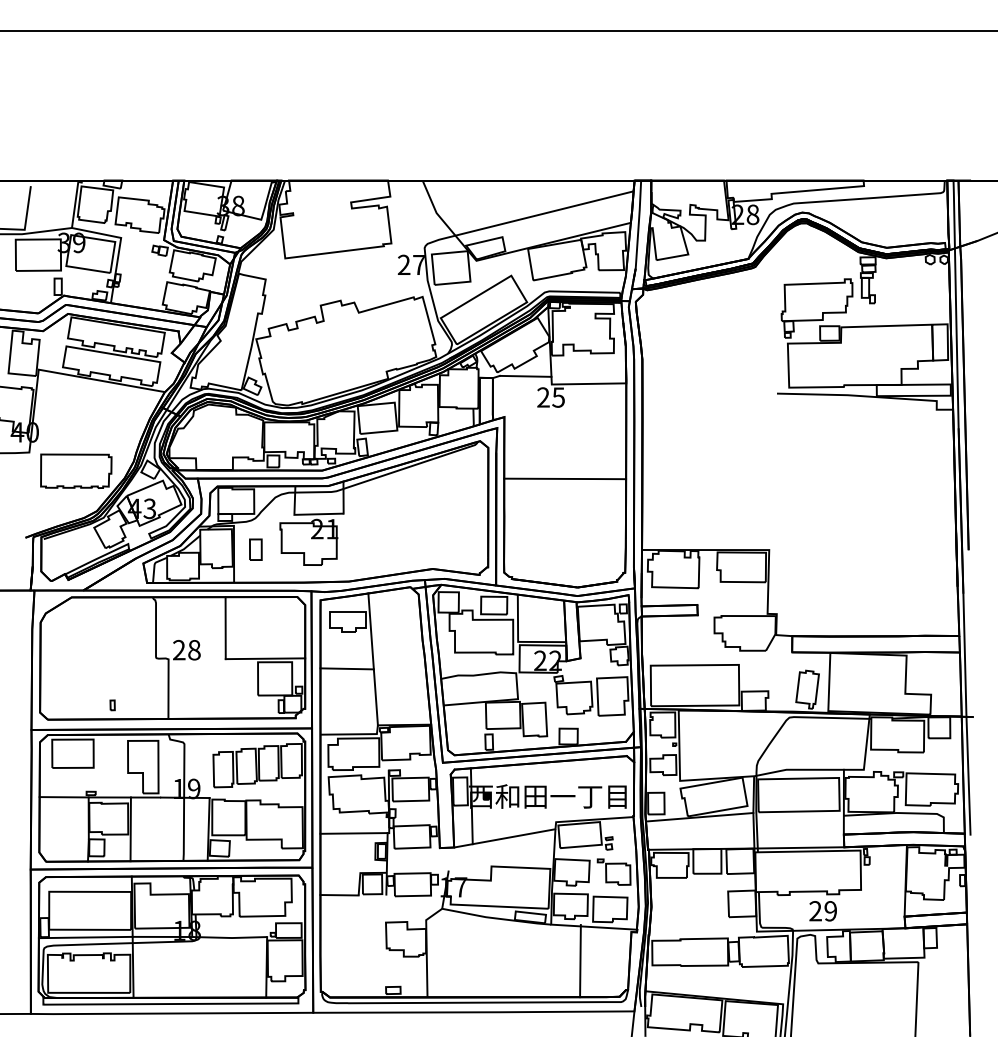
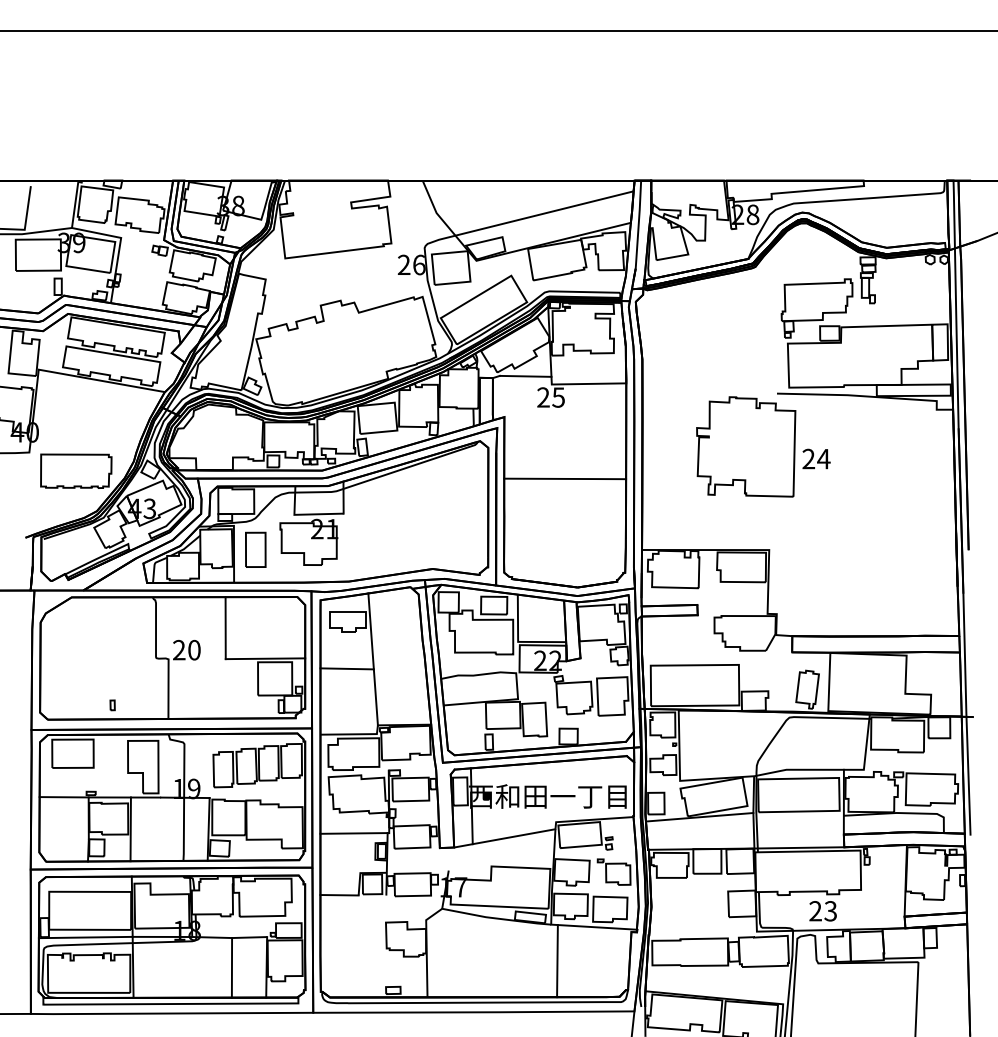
text: 27 -> 26 (419, 264)
part: none -> present (763, 446)
part size: 14x23 px -> 22x37 px (255, 549)
text: 28 -> 20 (194, 650)
text: 29 -> 23 (830, 911)
line position: (580, 961) -> (557, 961) (557, 961)
line: none -> present (231, 967)
